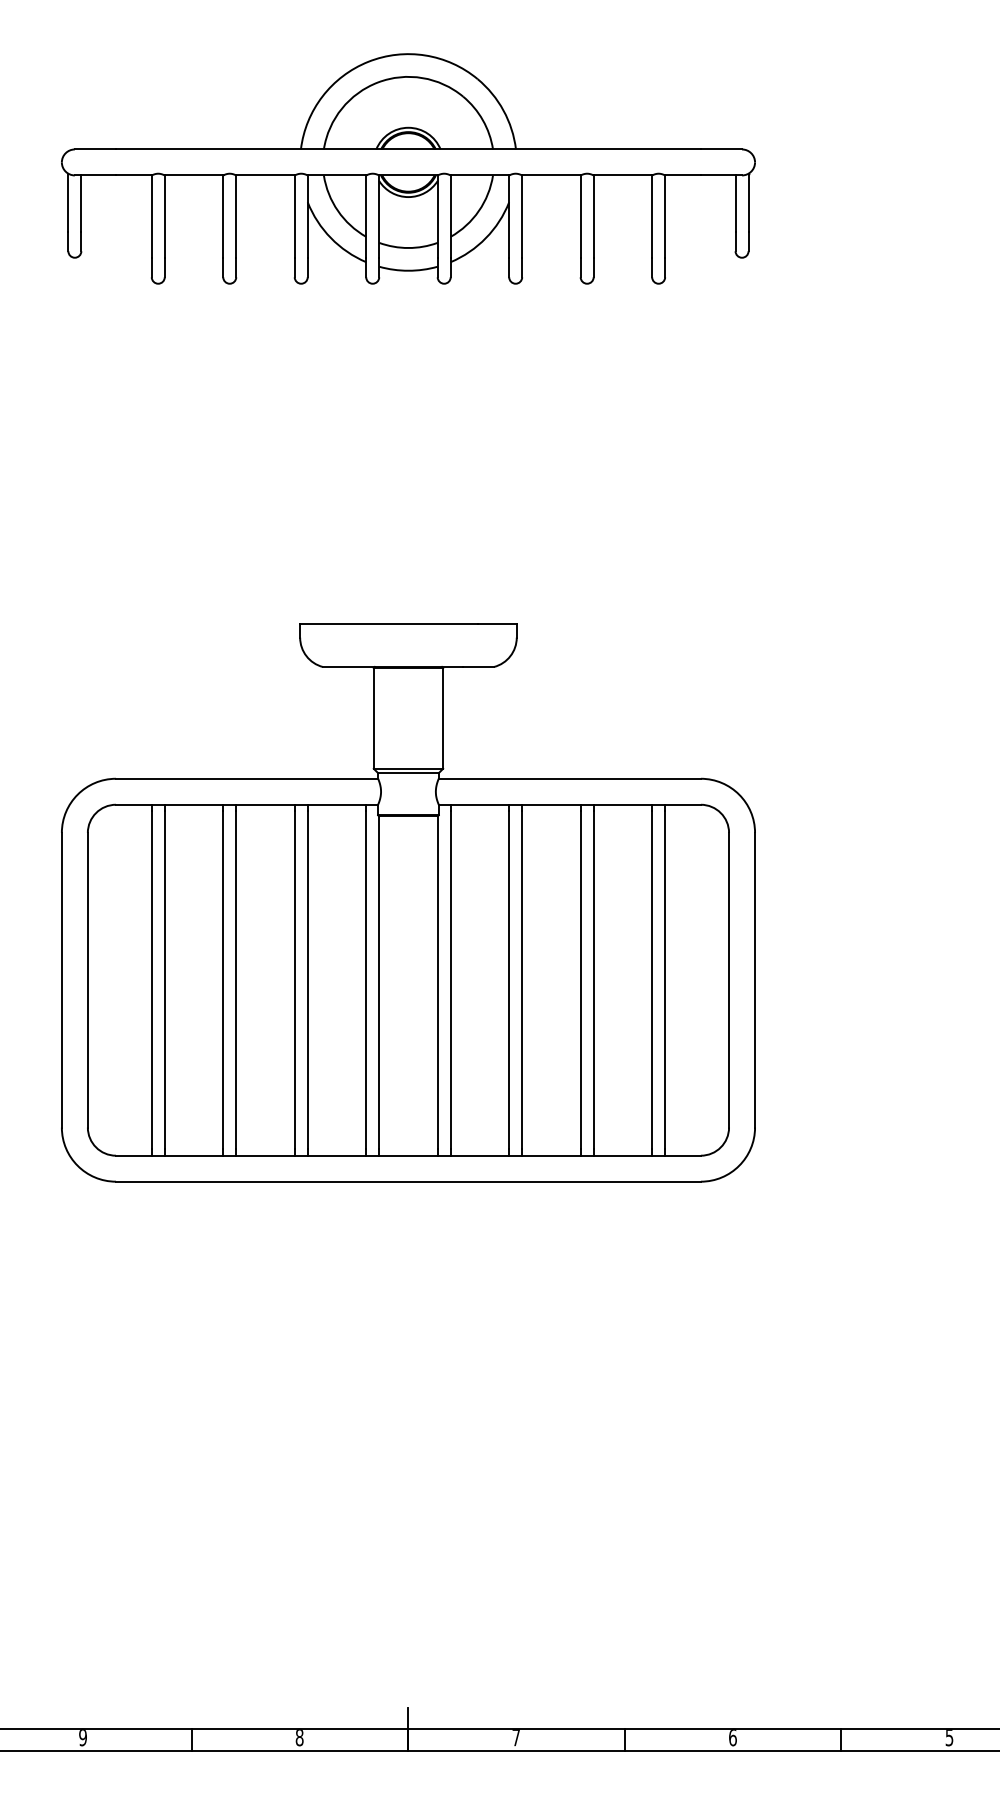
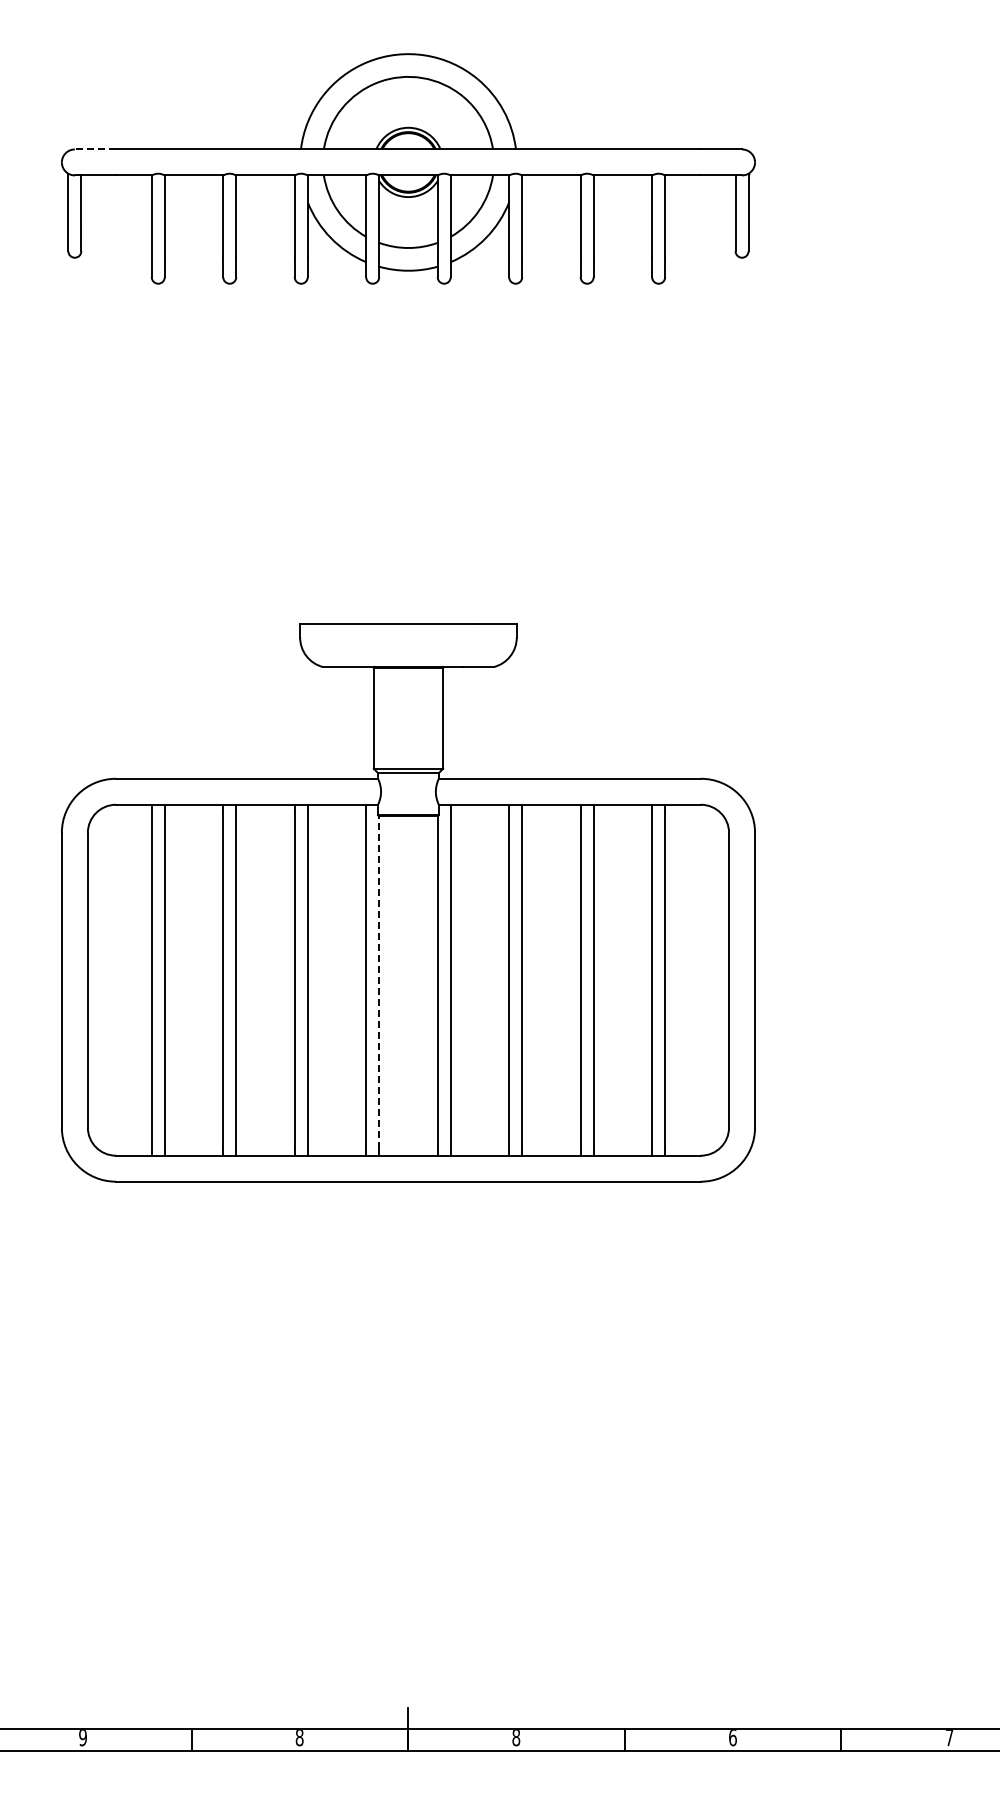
line: solid -> dashed (95, 149)
line: solid -> dashed (379, 982)
text: 7 -> 8 (516, 1738)
text: 5 -> 7 (949, 1738)
